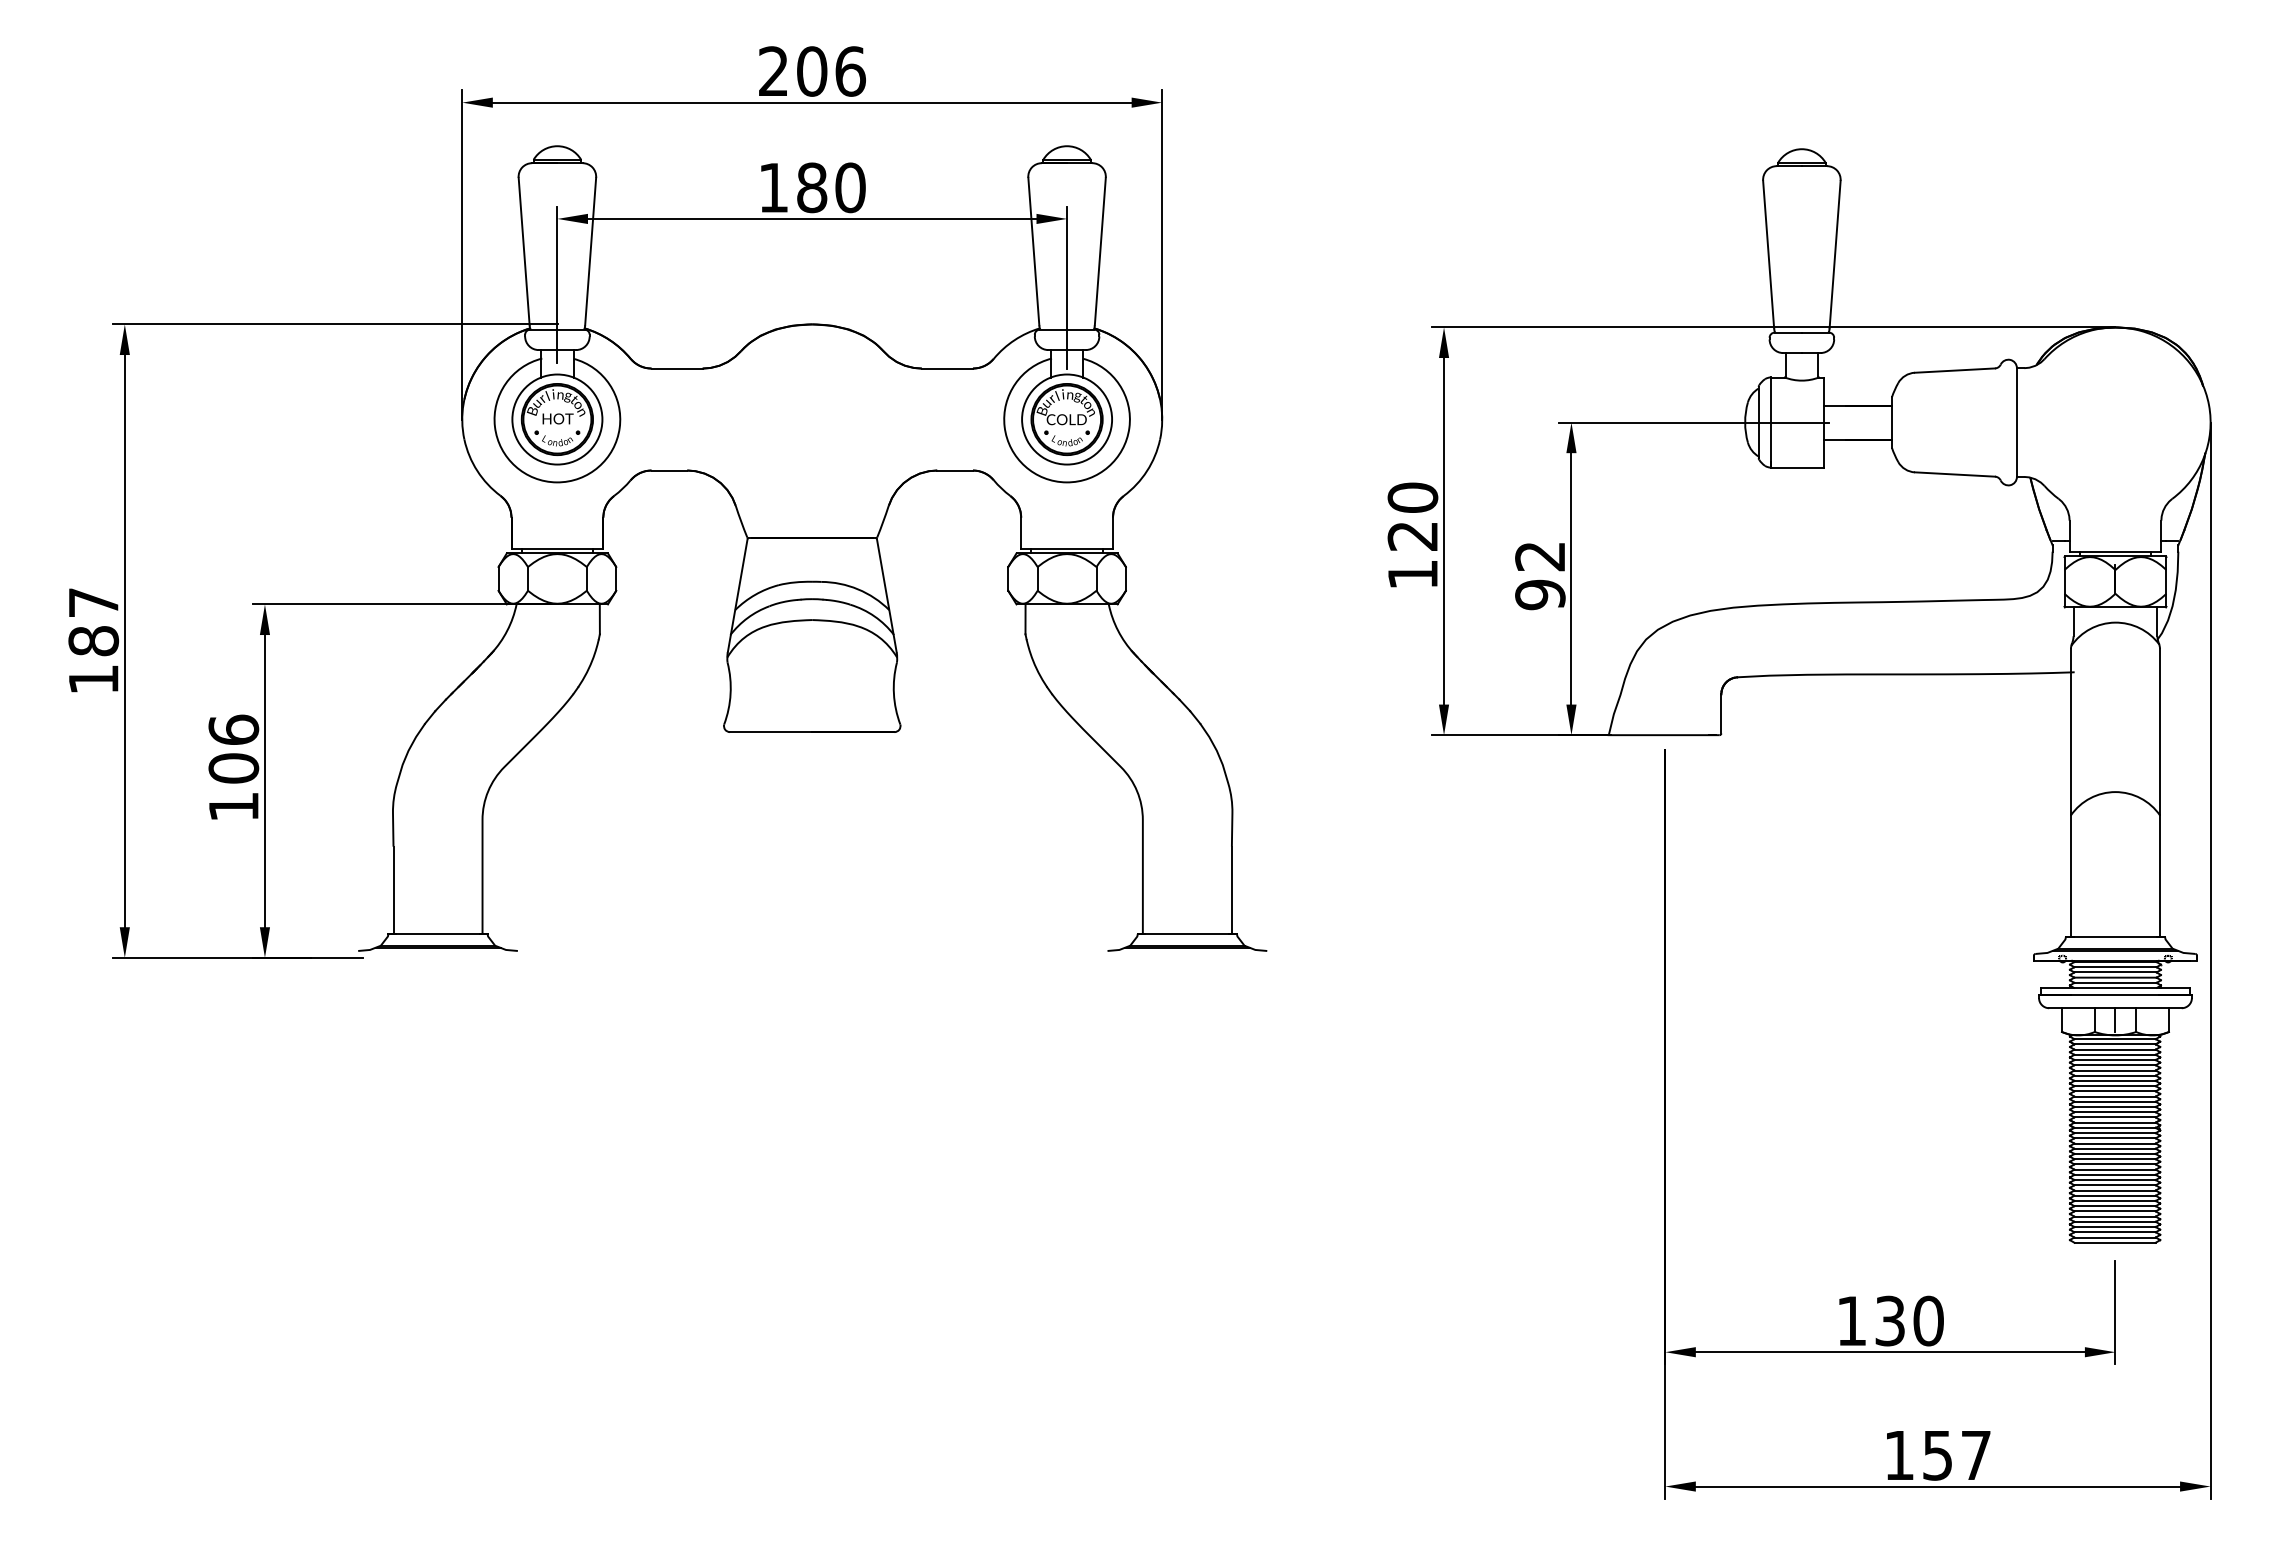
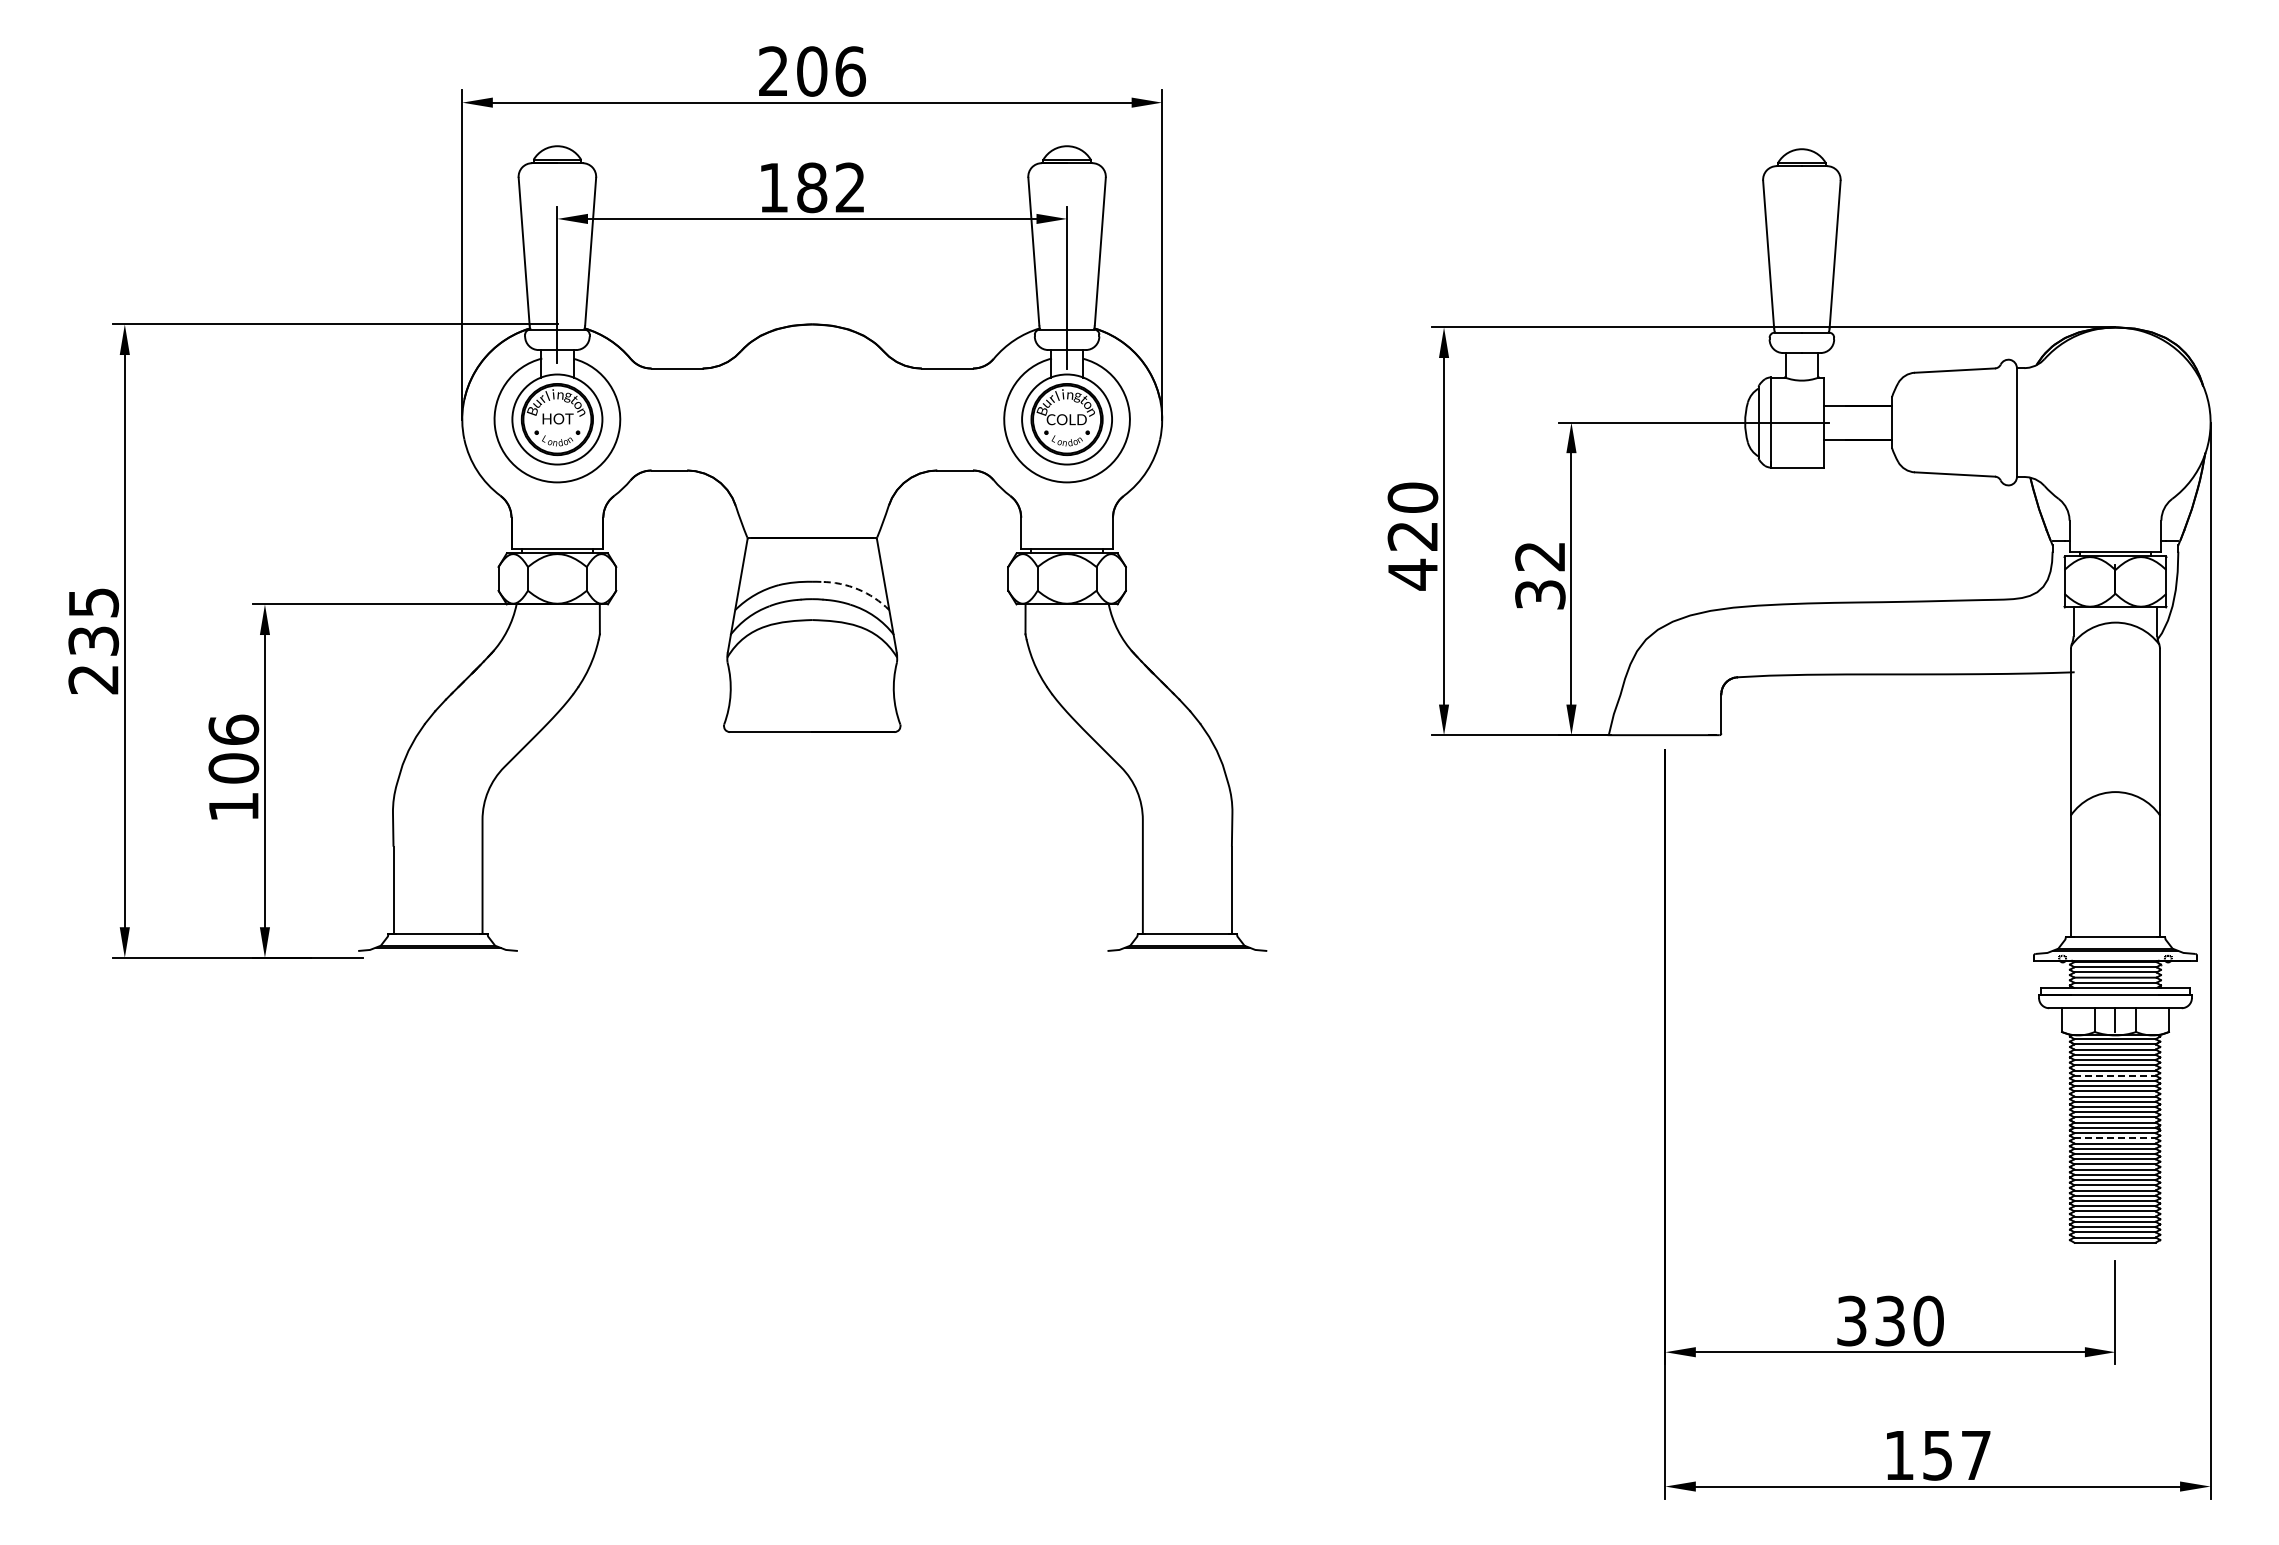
text: 180 -> 182 (850, 187)
text: 120 -> 420 (1412, 574)
arc: solid -> dashed (858, 589)
text: 92 -> 32 (1540, 594)
text: 187 -> 235 (93, 641)
line: solid -> dashed (2115, 1075)
line: solid -> dashed (2115, 1138)
text: 130 -> 330 (1851, 1320)
